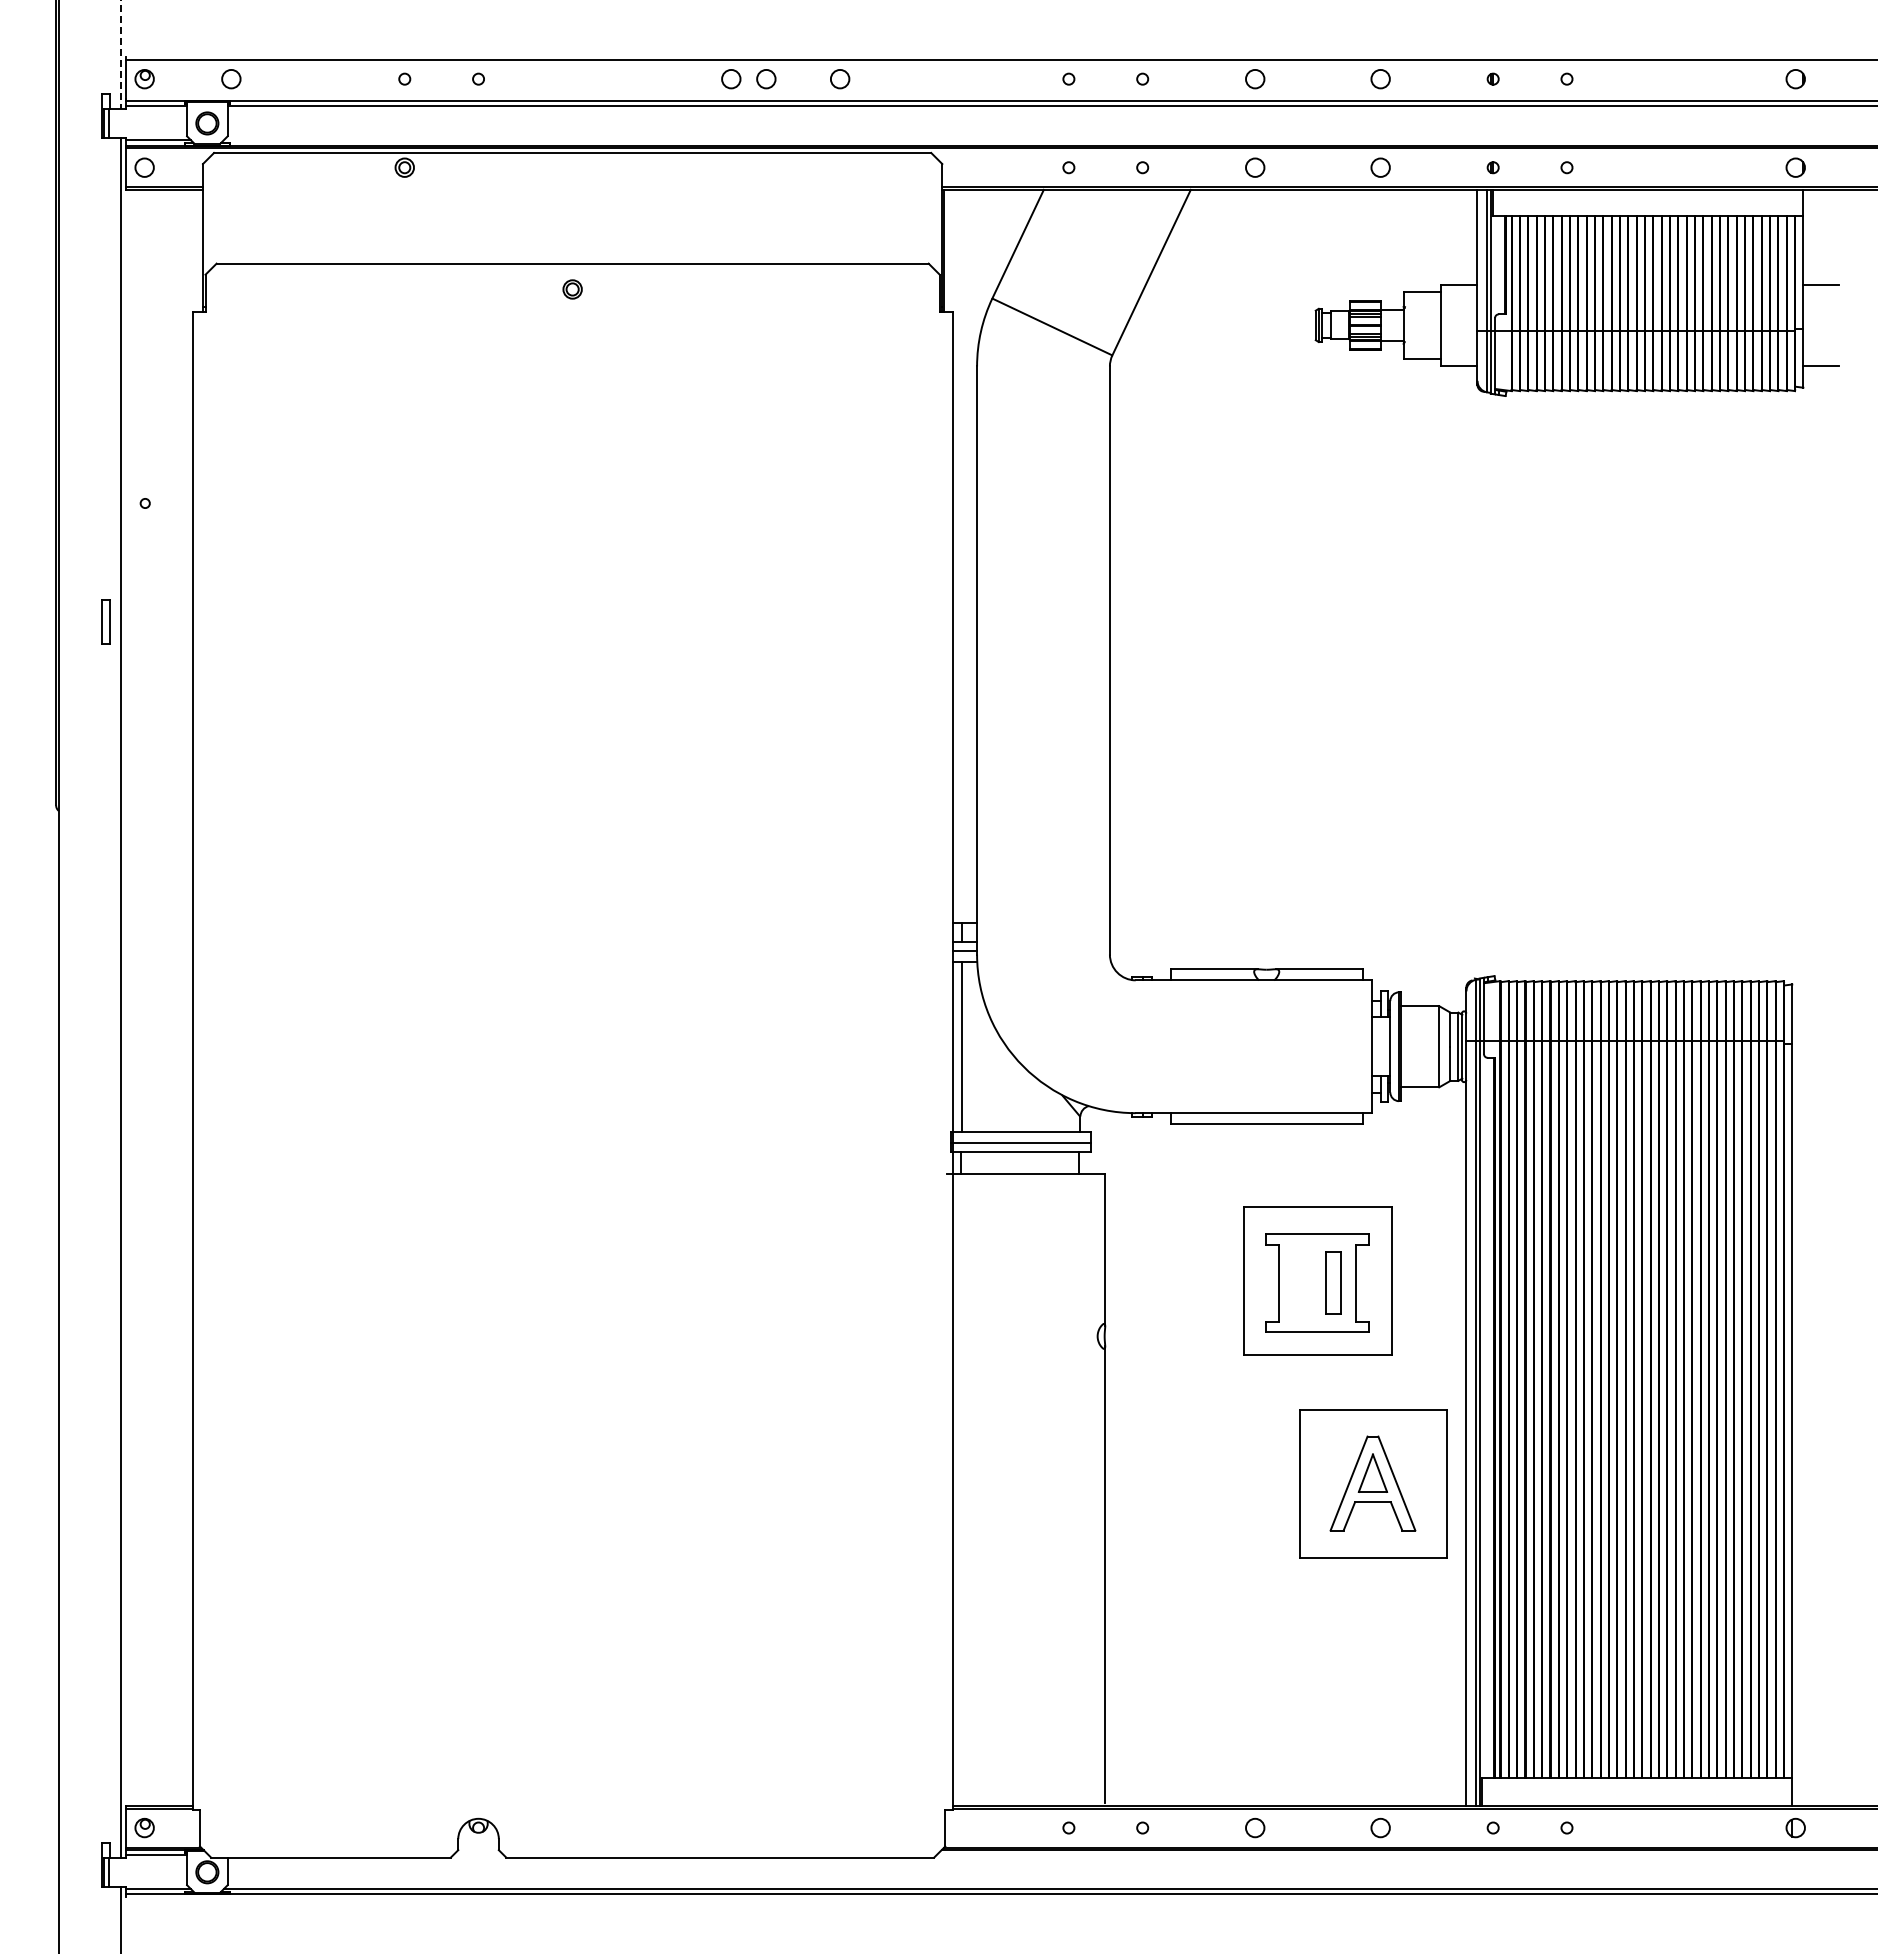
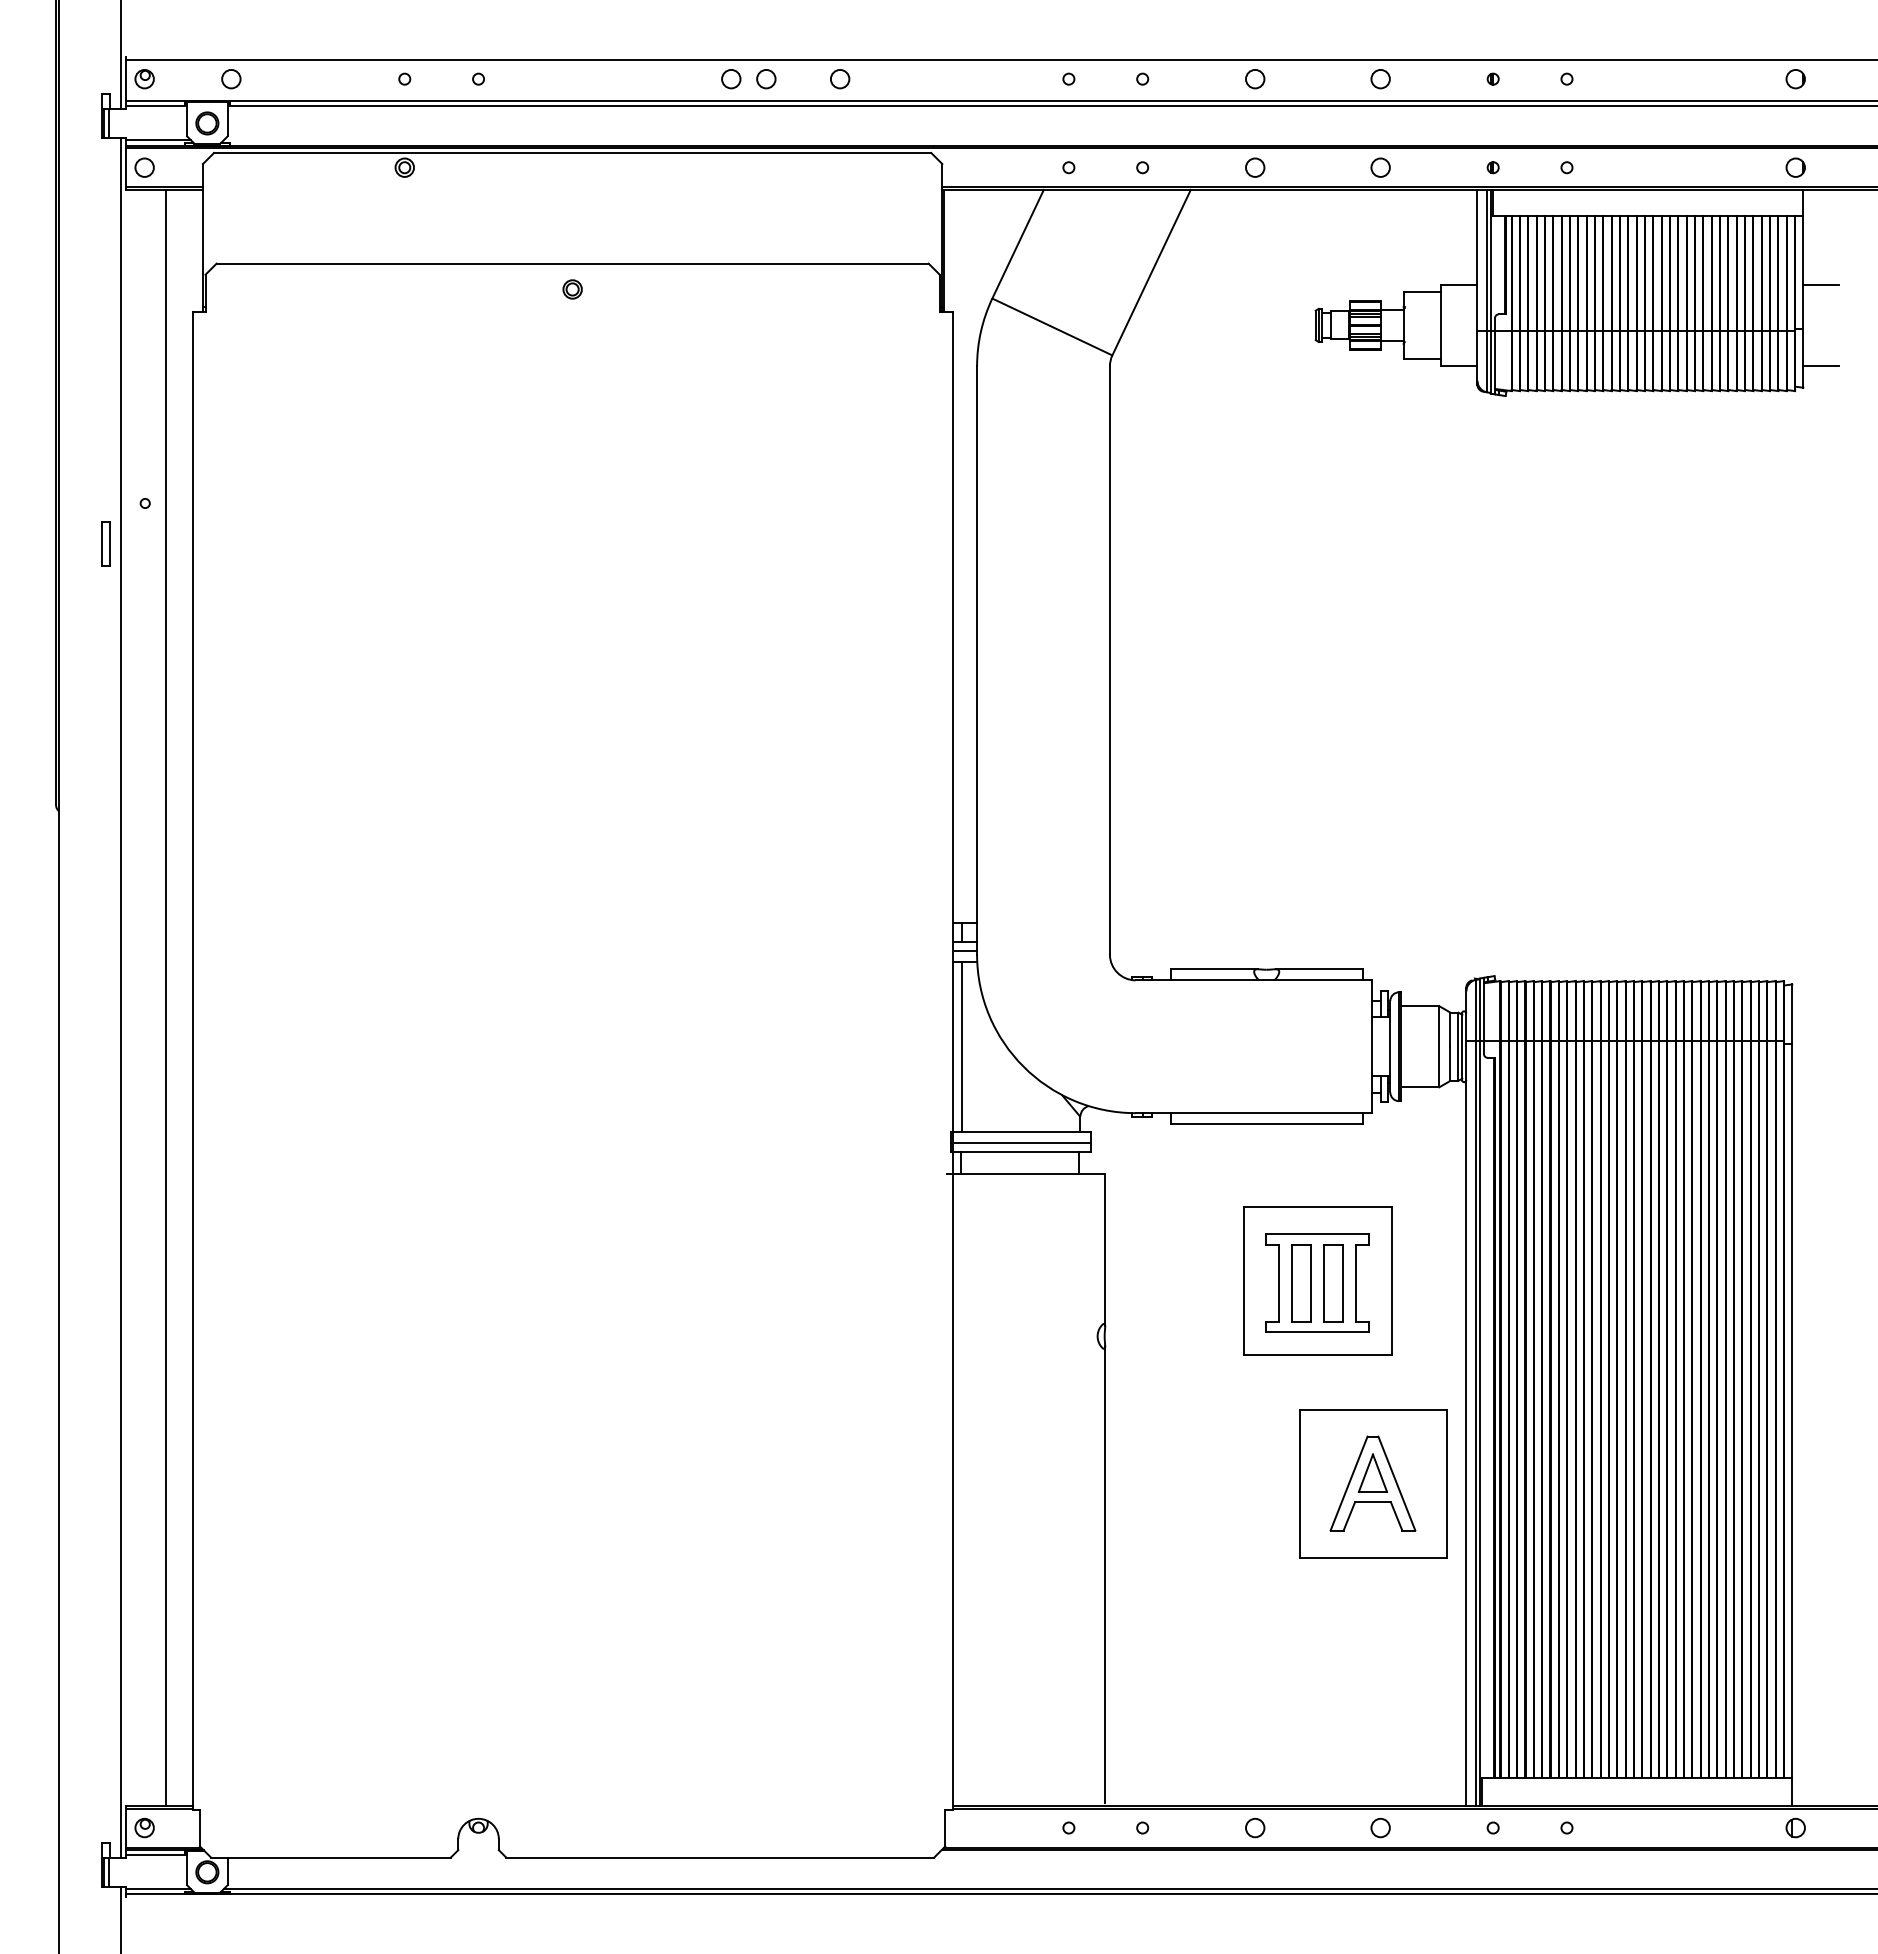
line: dashed -> solid (121, 54)
part position: (105, 621) -> (105, 543) (105, 543)
line: none -> present (165, 997)
part size: 17x64 px -> 21x79 px (1333, 1283)
part: none -> present (1301, 1283)
